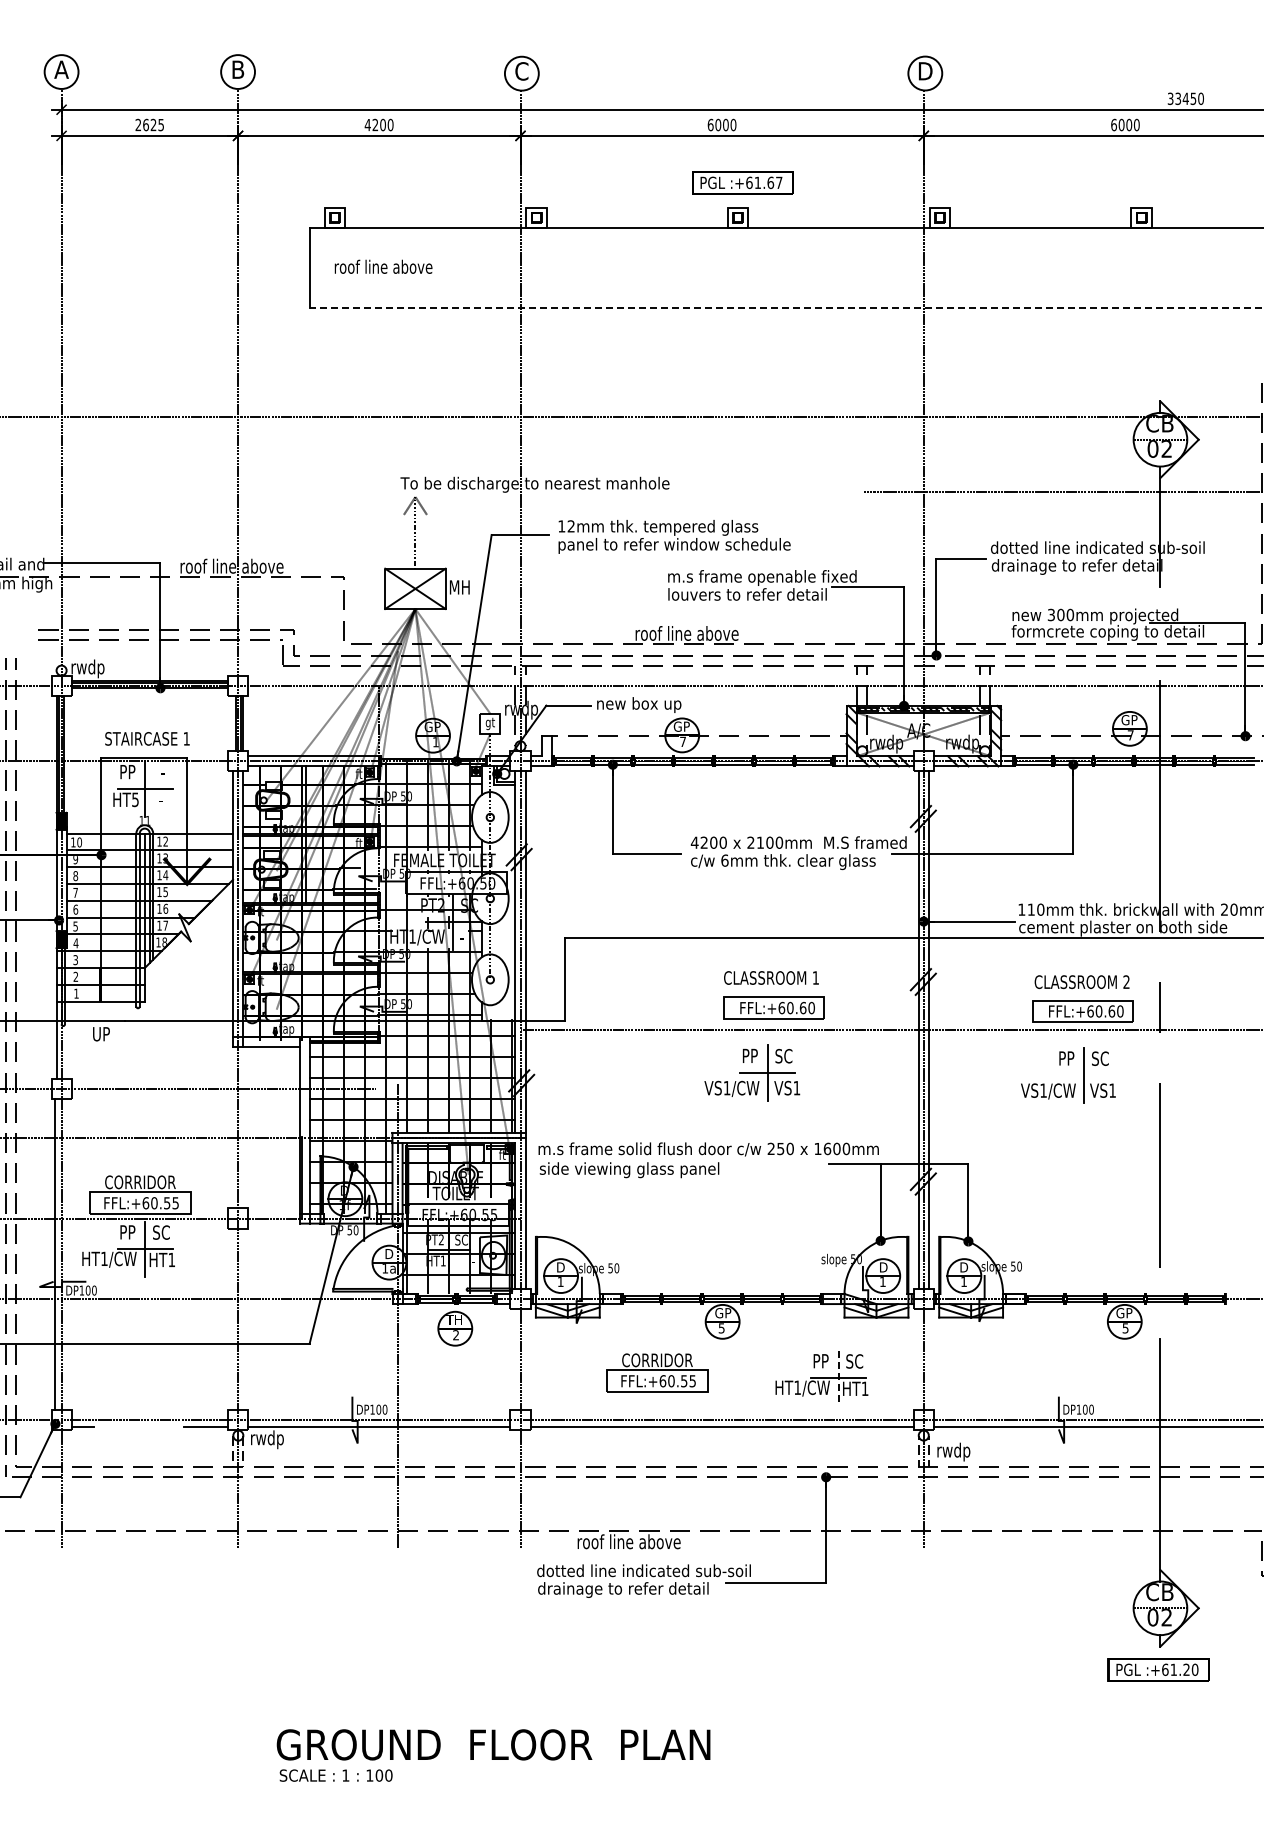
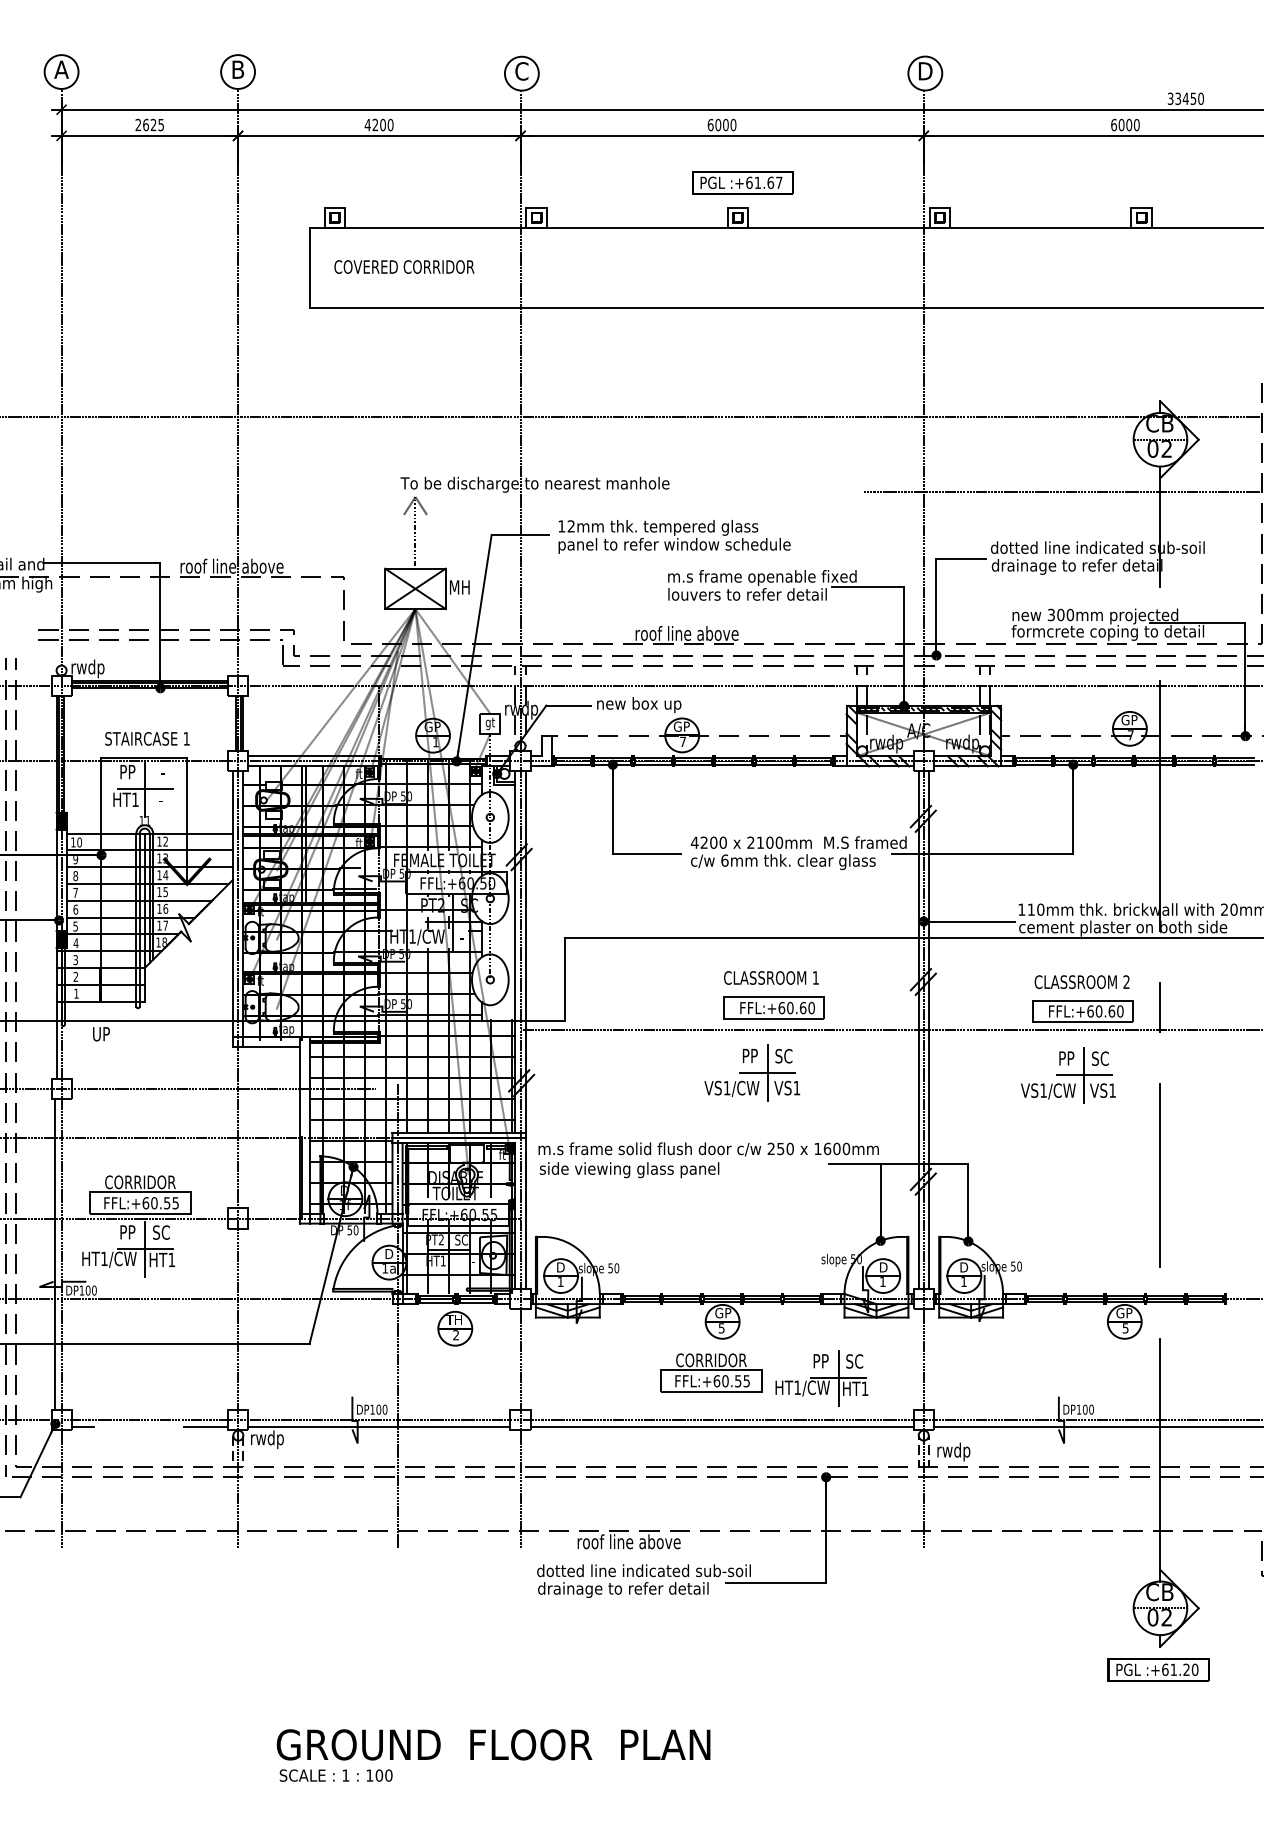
text: roof line above -> COVERED CORRIDOR (404, 266)
line: dashed -> solid (787, 308)
text: HT5 -> HT1 (135, 799)
line: none -> present (1083, 1075)
part position: (657, 1372) -> (711, 1372) (711, 1372)
line: dashed -> solid (838, 1378)
